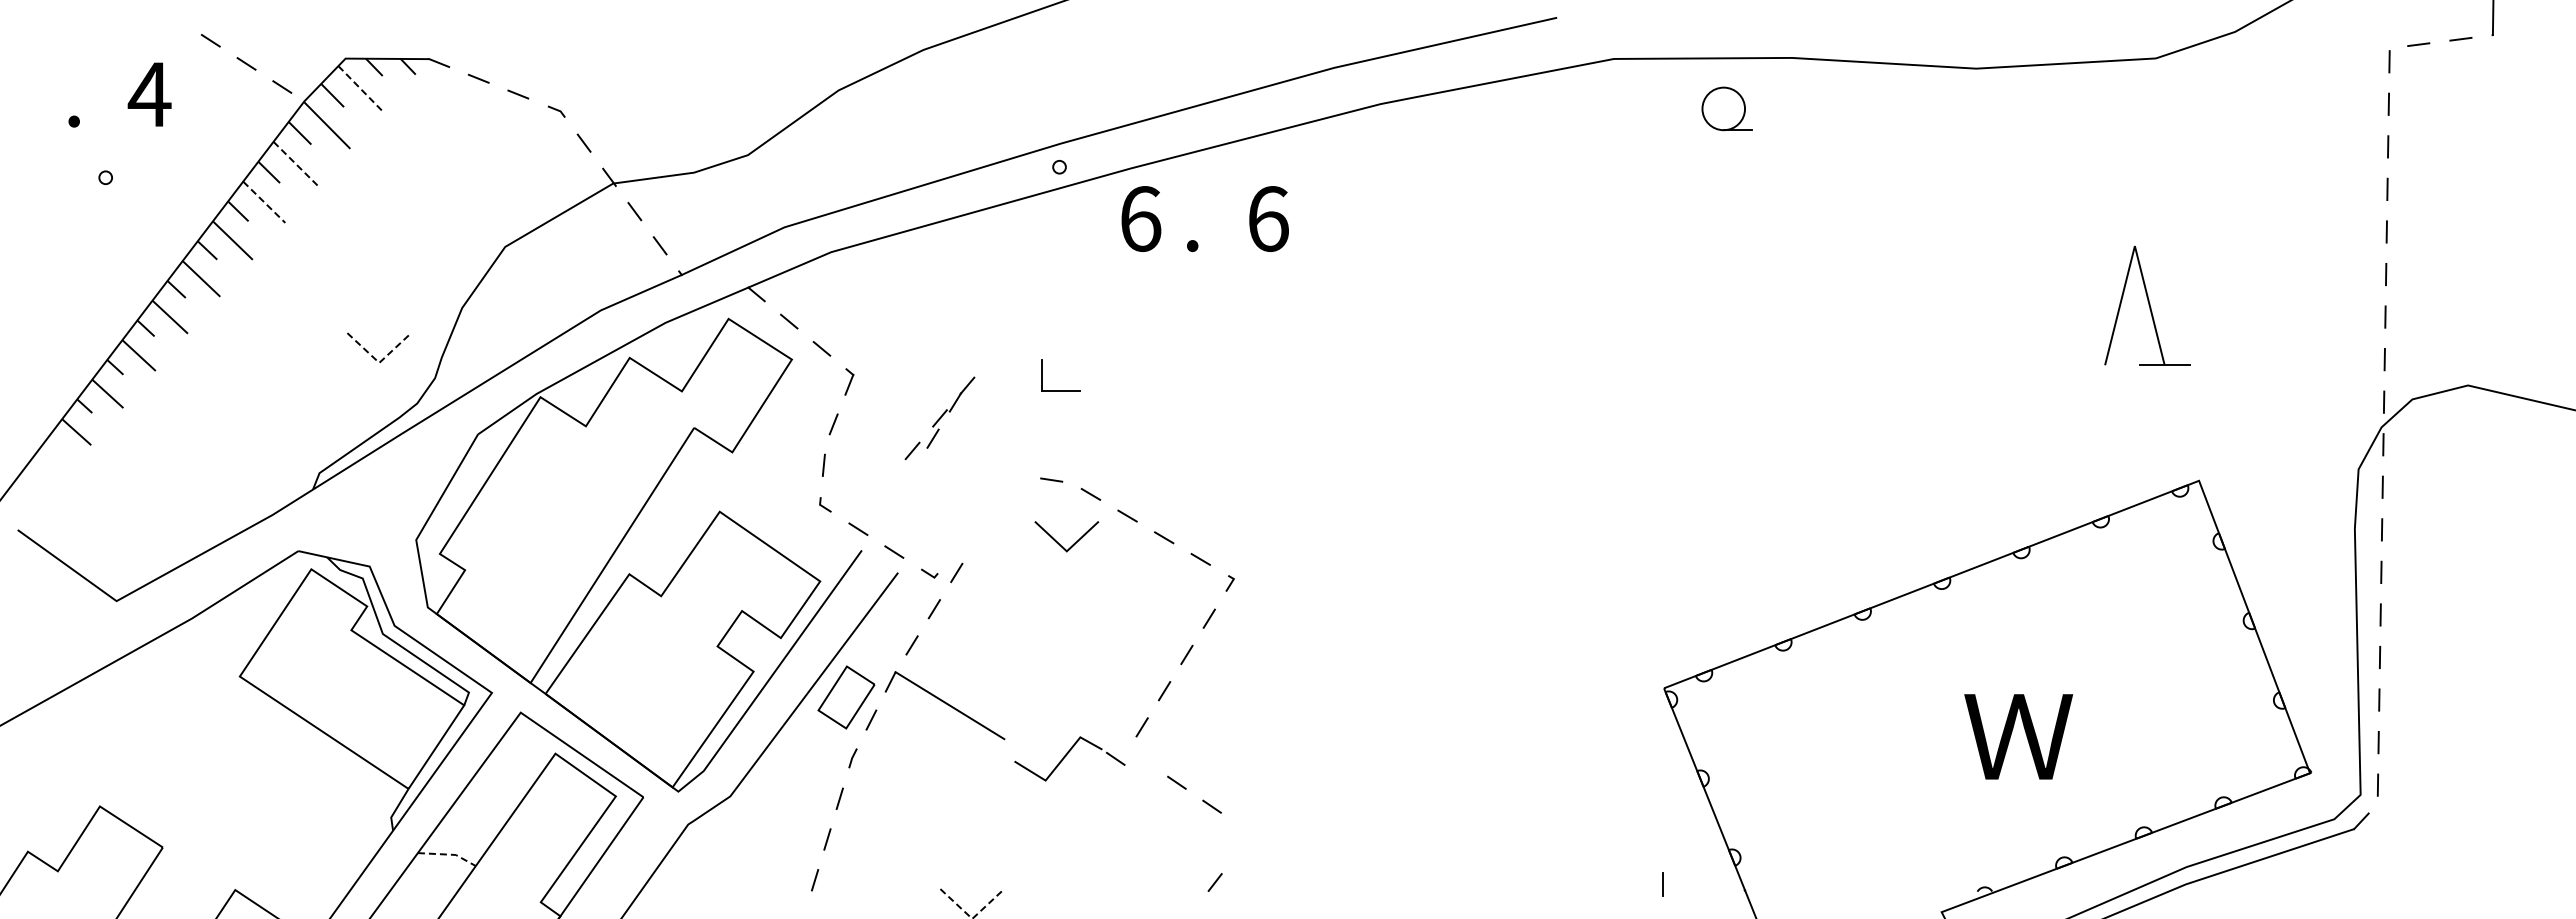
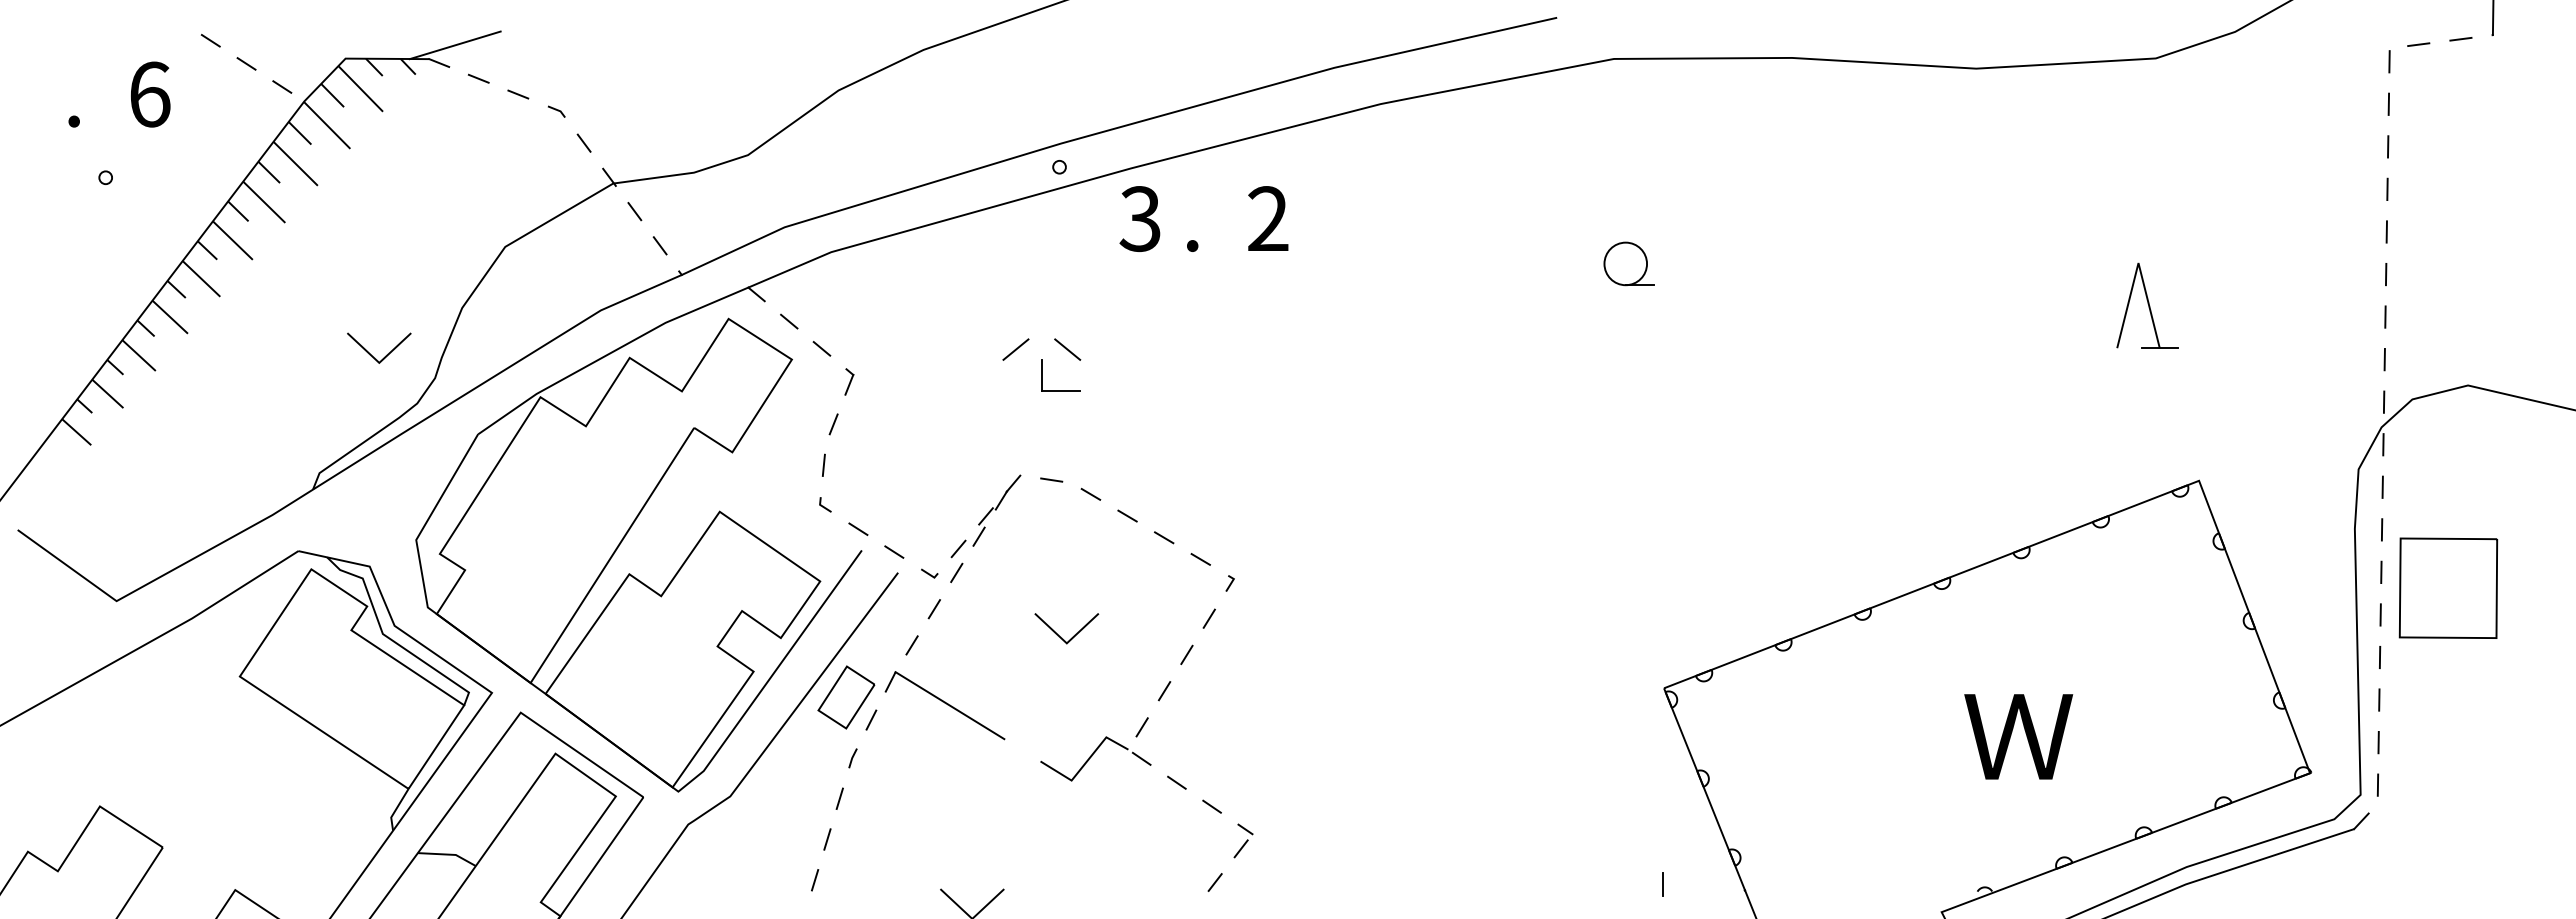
line: none -> present (454, 45)
line: dashed -> solid (360, 88)
text: 4 -> 6 (149, 94)
part position: (1726, 108) -> (1628, 263) (1628, 263)
line: dashed -> solid (296, 164)
line: dashed -> solid (264, 202)
text: 6 -> 3 (1140, 219)
text: 6 -> 2 (1268, 219)
part size: 87x121 px -> 63x87 px (2147, 305)
line: none -> present (1015, 349)
line: none -> present (1067, 349)
line: dashed -> solid (379, 362)
part position: (939, 418) -> (985, 516) (985, 516)
line position: (1059, 543) -> (1059, 635) (1059, 635)
part: none -> present (2448, 587)
part position: (1069, 758) -> (1095, 758) (1095, 758)
part: none -> present (1243, 840)
line: dashed -> solid (449, 854)
line: dashed -> solid (972, 918)
